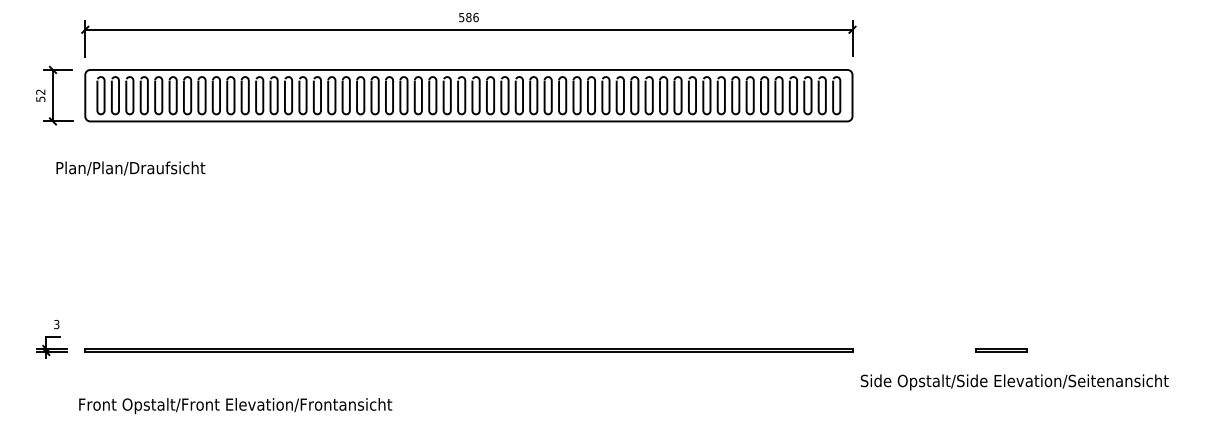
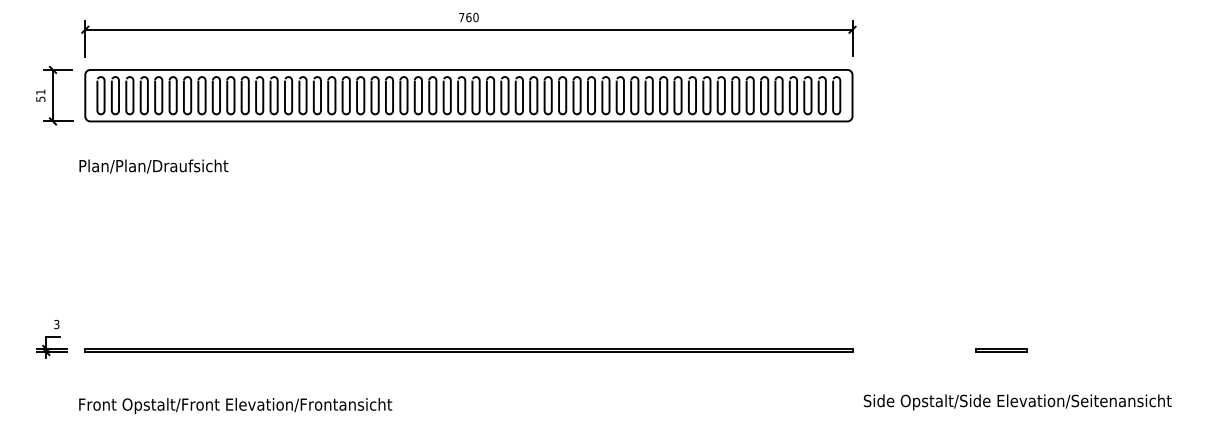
text: 586 -> 760 (468, 17)
text: 52 -> 51 (40, 91)
text position: (130, 168) -> (153, 166) (153, 166)
text position: (1014, 382) -> (1017, 402) (1017, 402)
